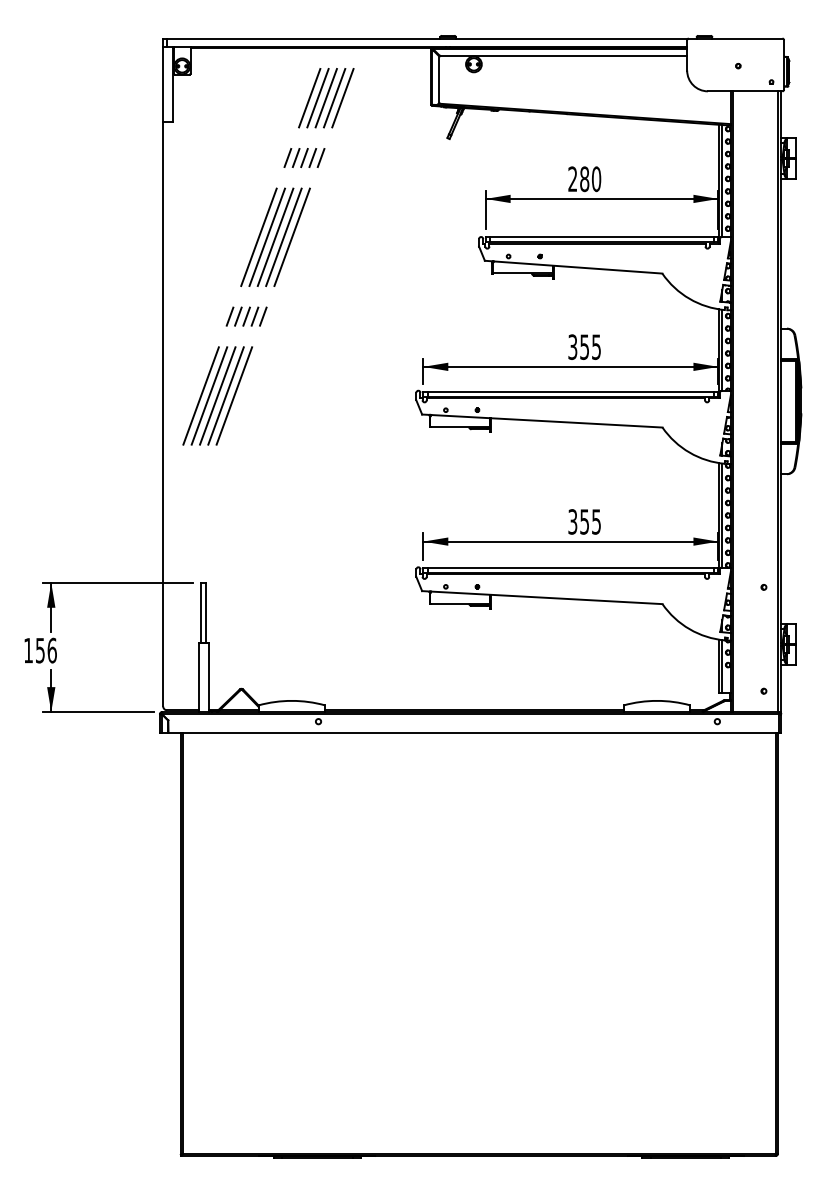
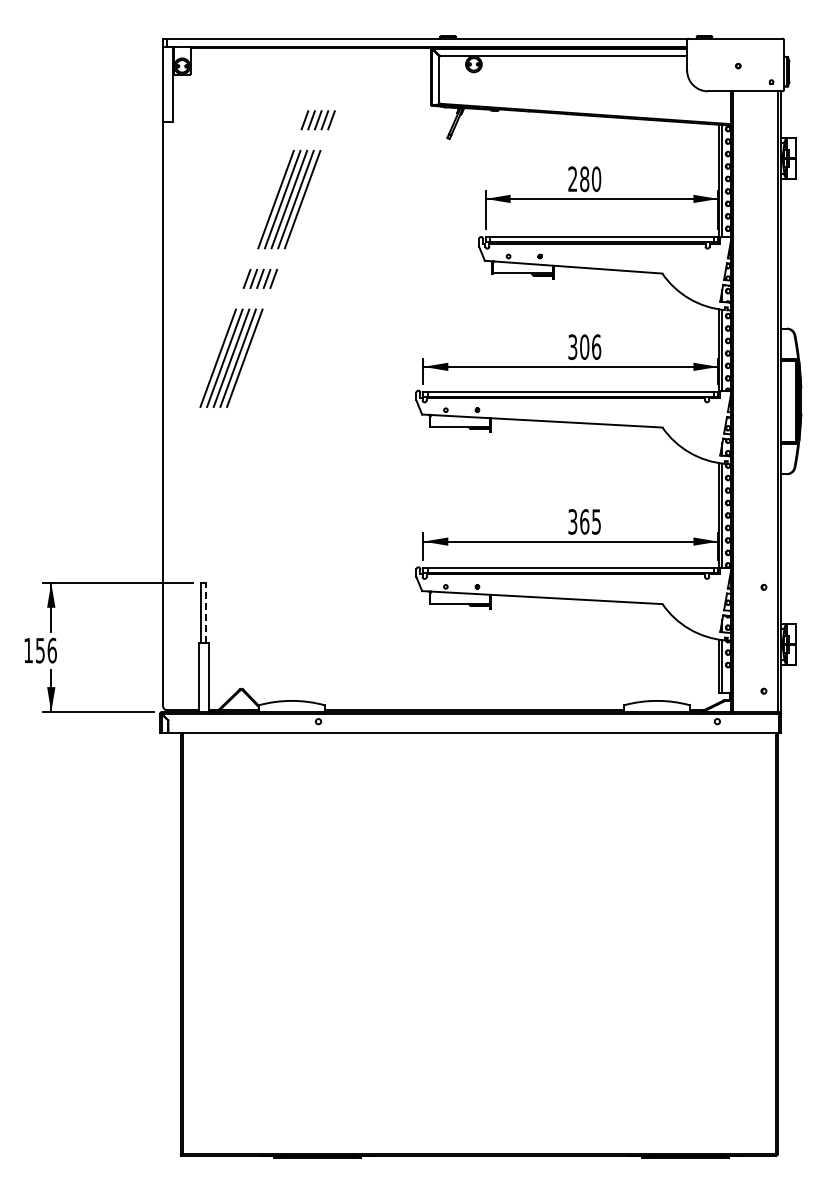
part size: 173x378 px -> 137x298 px (267, 258)
text: 355 -> 306 (590, 347)
text: 355 -> 365 (584, 521)
line: solid -> dashed (206, 612)
